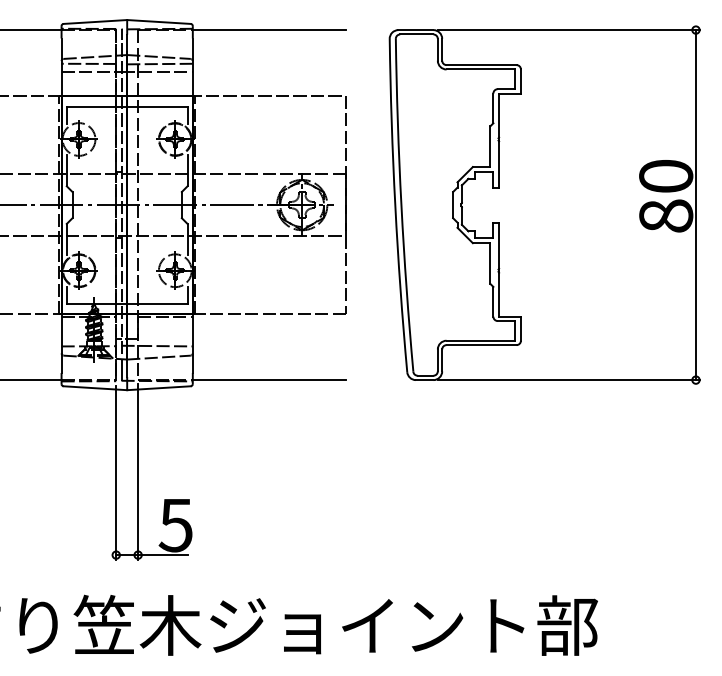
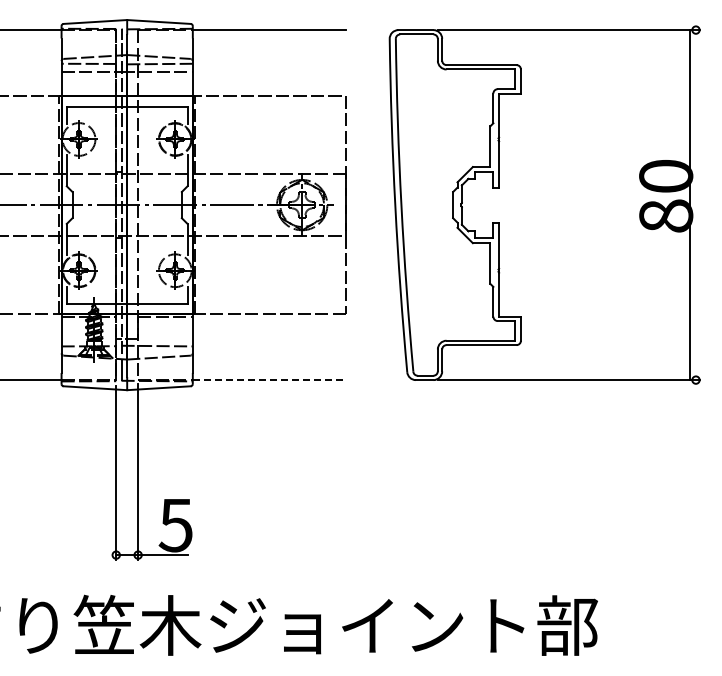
line position: (695, 205) -> (689, 205) (689, 205)
line: solid -> dashed (269, 380)
